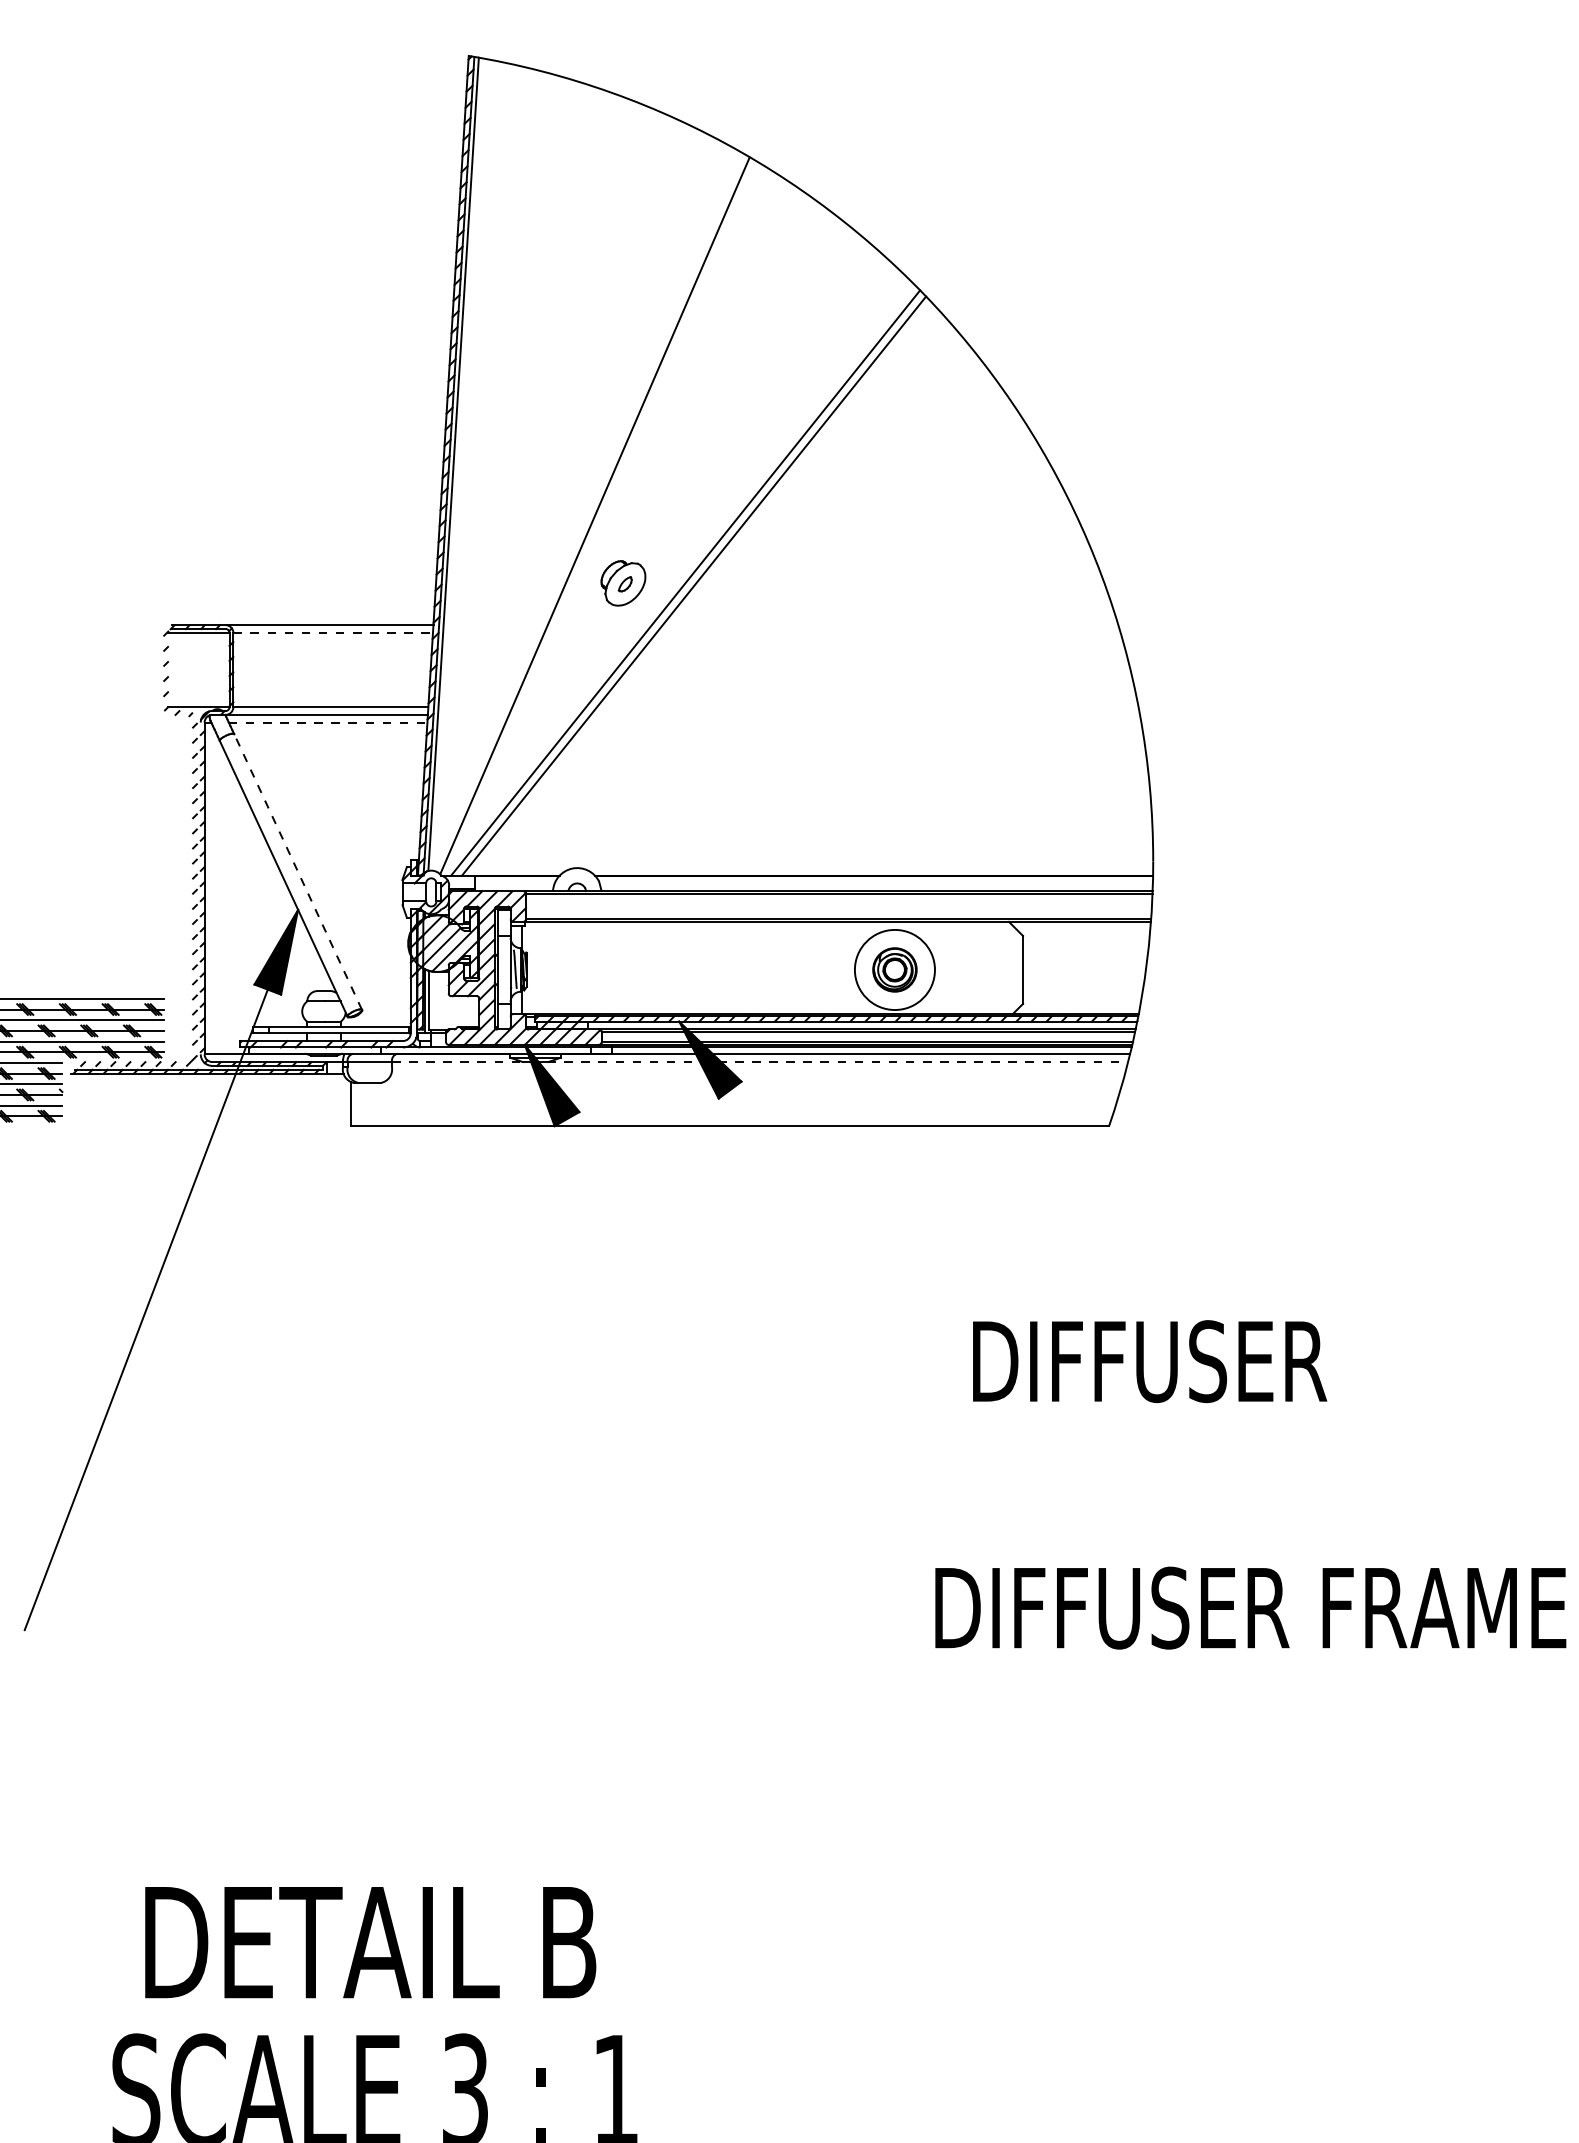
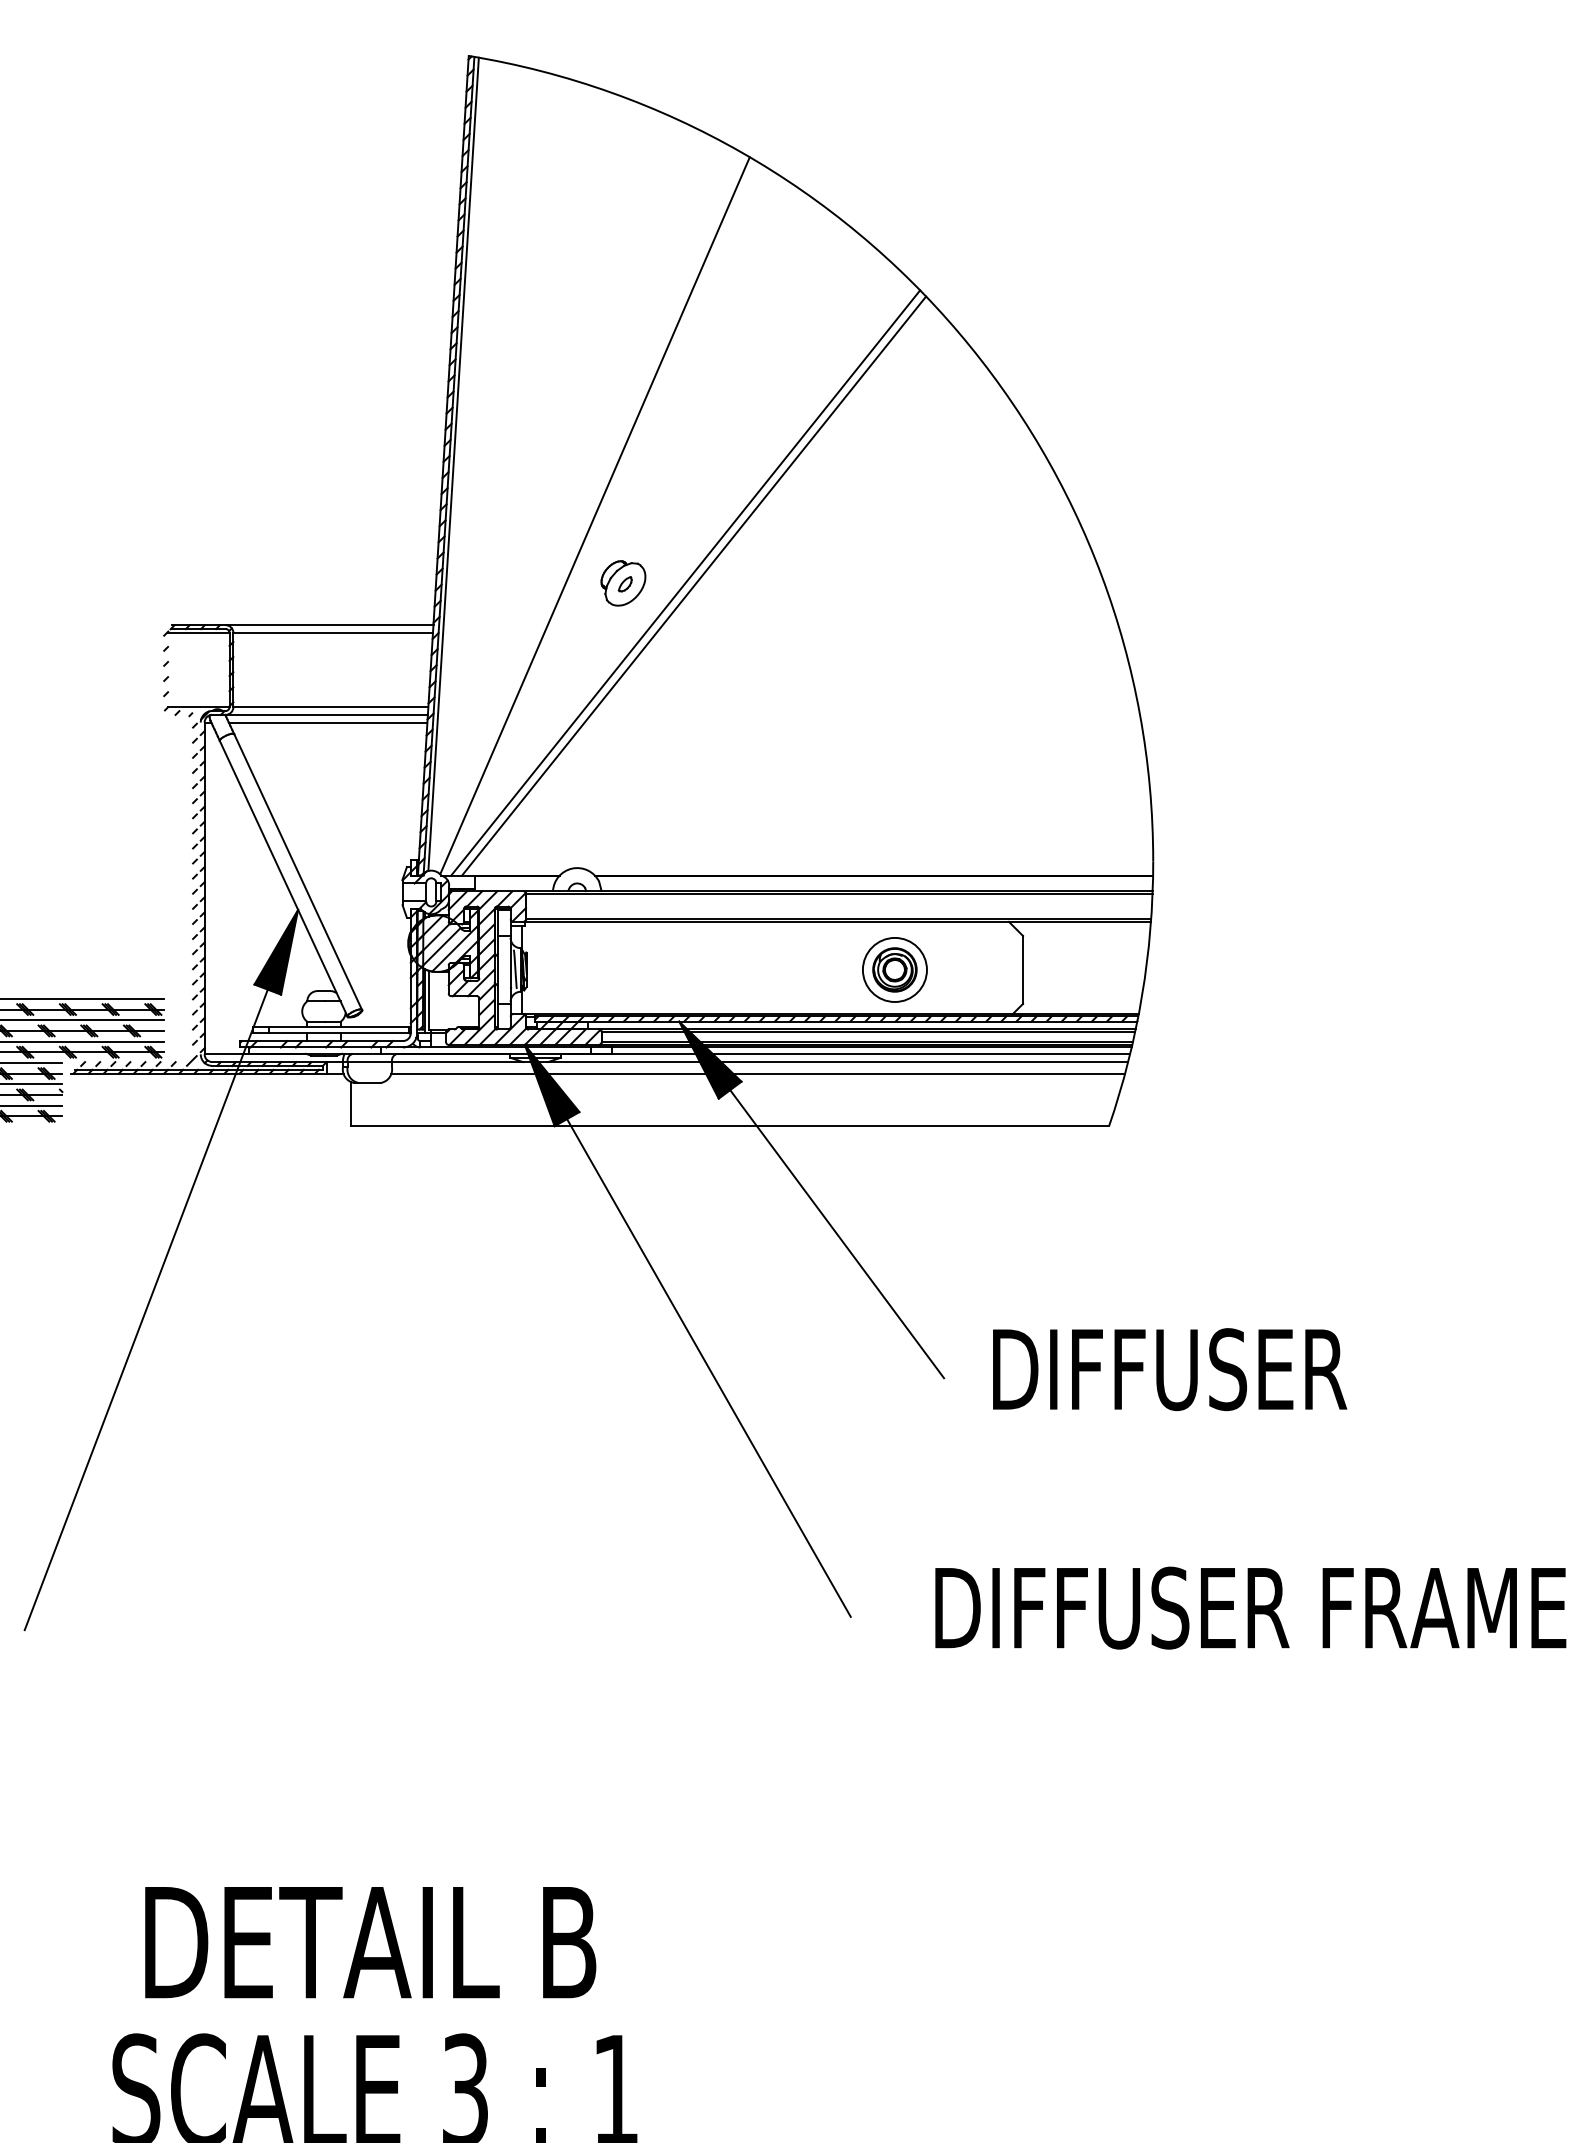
line: dashed -> solid (333, 632)
line: dashed -> solid (328, 722)
line: dashed -> solid (298, 872)
circle diameter: 80 px -> 64 px (894, 969)
line: dashed -> solid (458, 1062)
line: dashed -> solid (837, 1062)
line: none -> present (758, 1073)
line: none -> present (837, 1234)
part position: (1143, 1361) -> (1163, 1369) (1163, 1369)
line: none -> present (708, 1367)
